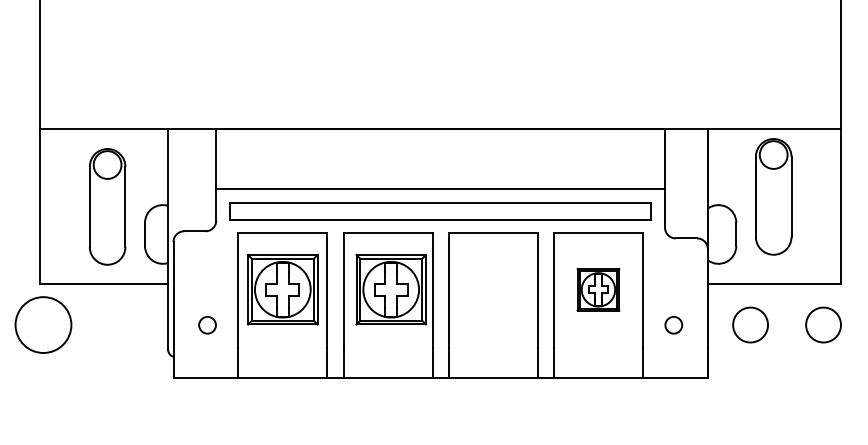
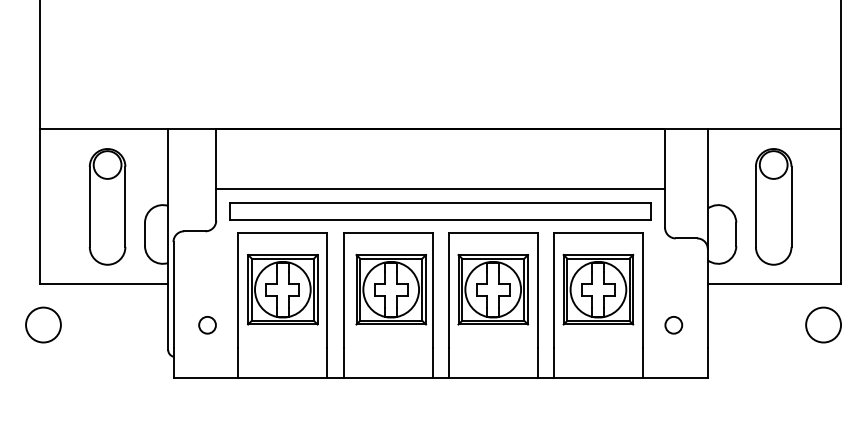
part position: (773, 196) -> (773, 206) (773, 206)
part: none -> present (493, 289)
part size: 45x44 px -> 73x72 px (598, 289)
circle diameter: 56 px -> 35 px (43, 324)
circle: present -> none (750, 324)
